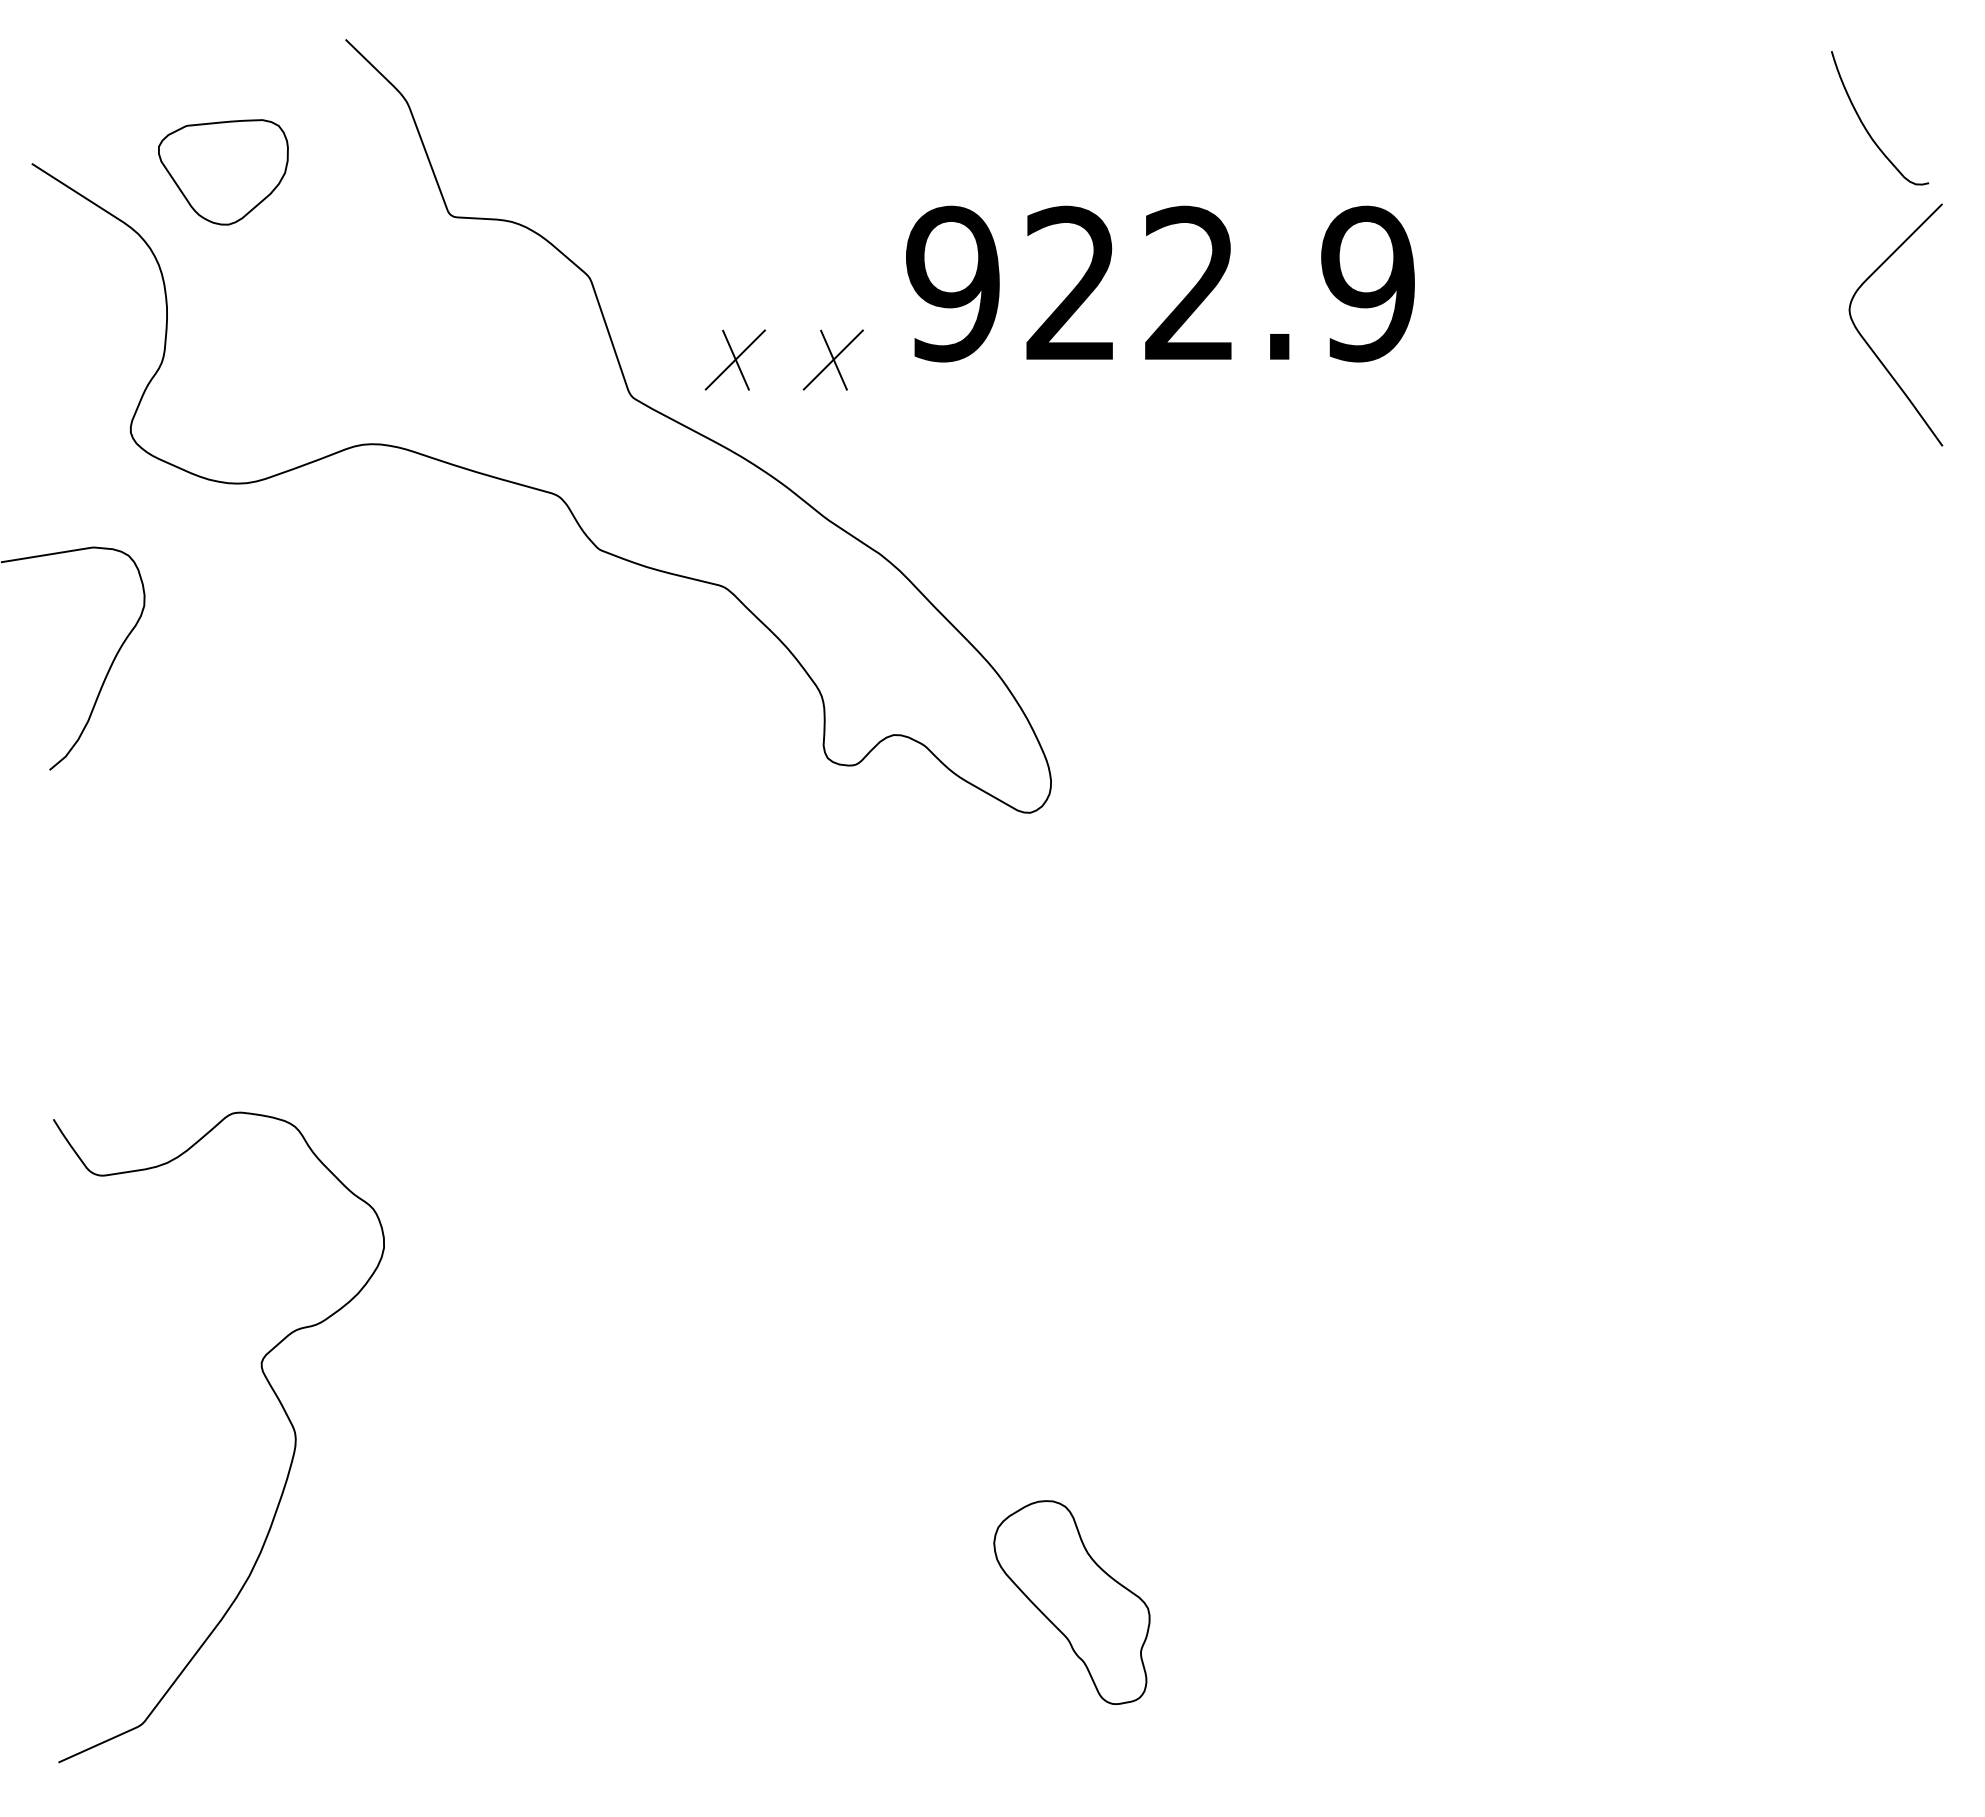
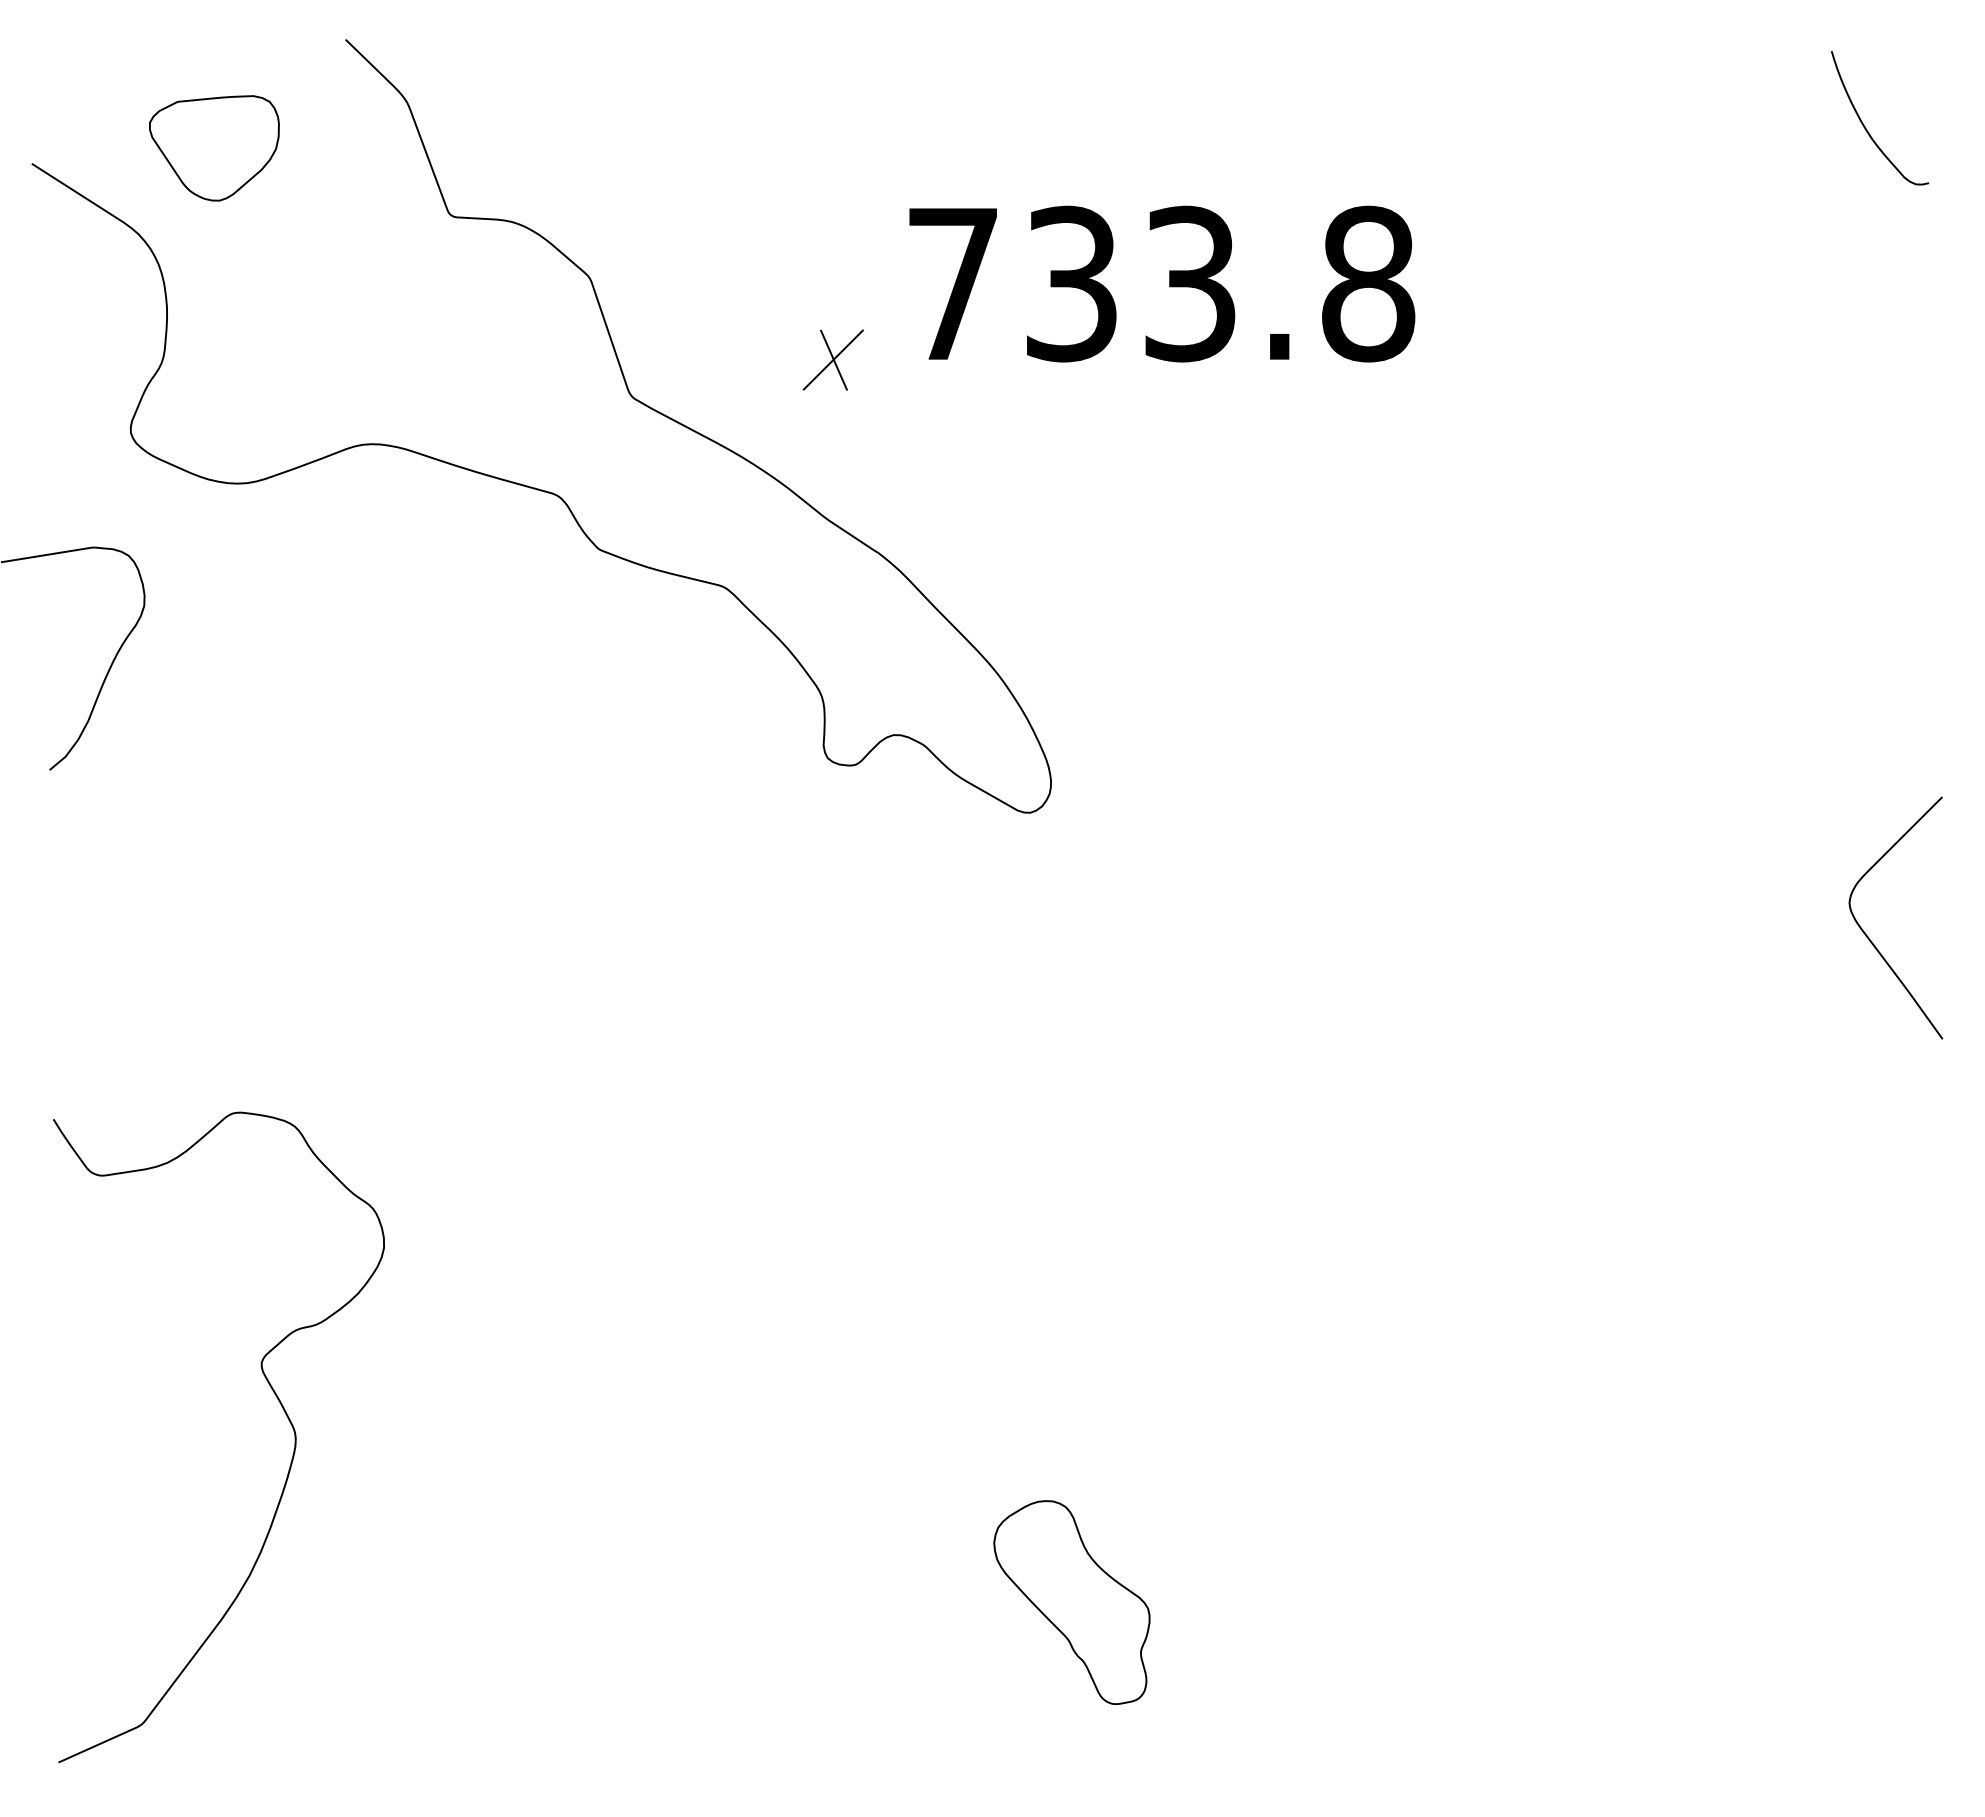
part position: (223, 172) -> (214, 148) (214, 148)
text: 922.9 -> 733.8 (1160, 283)
curve position: (1868, 343) -> (1868, 936) (1868, 936)
part: present -> none (734, 359)
